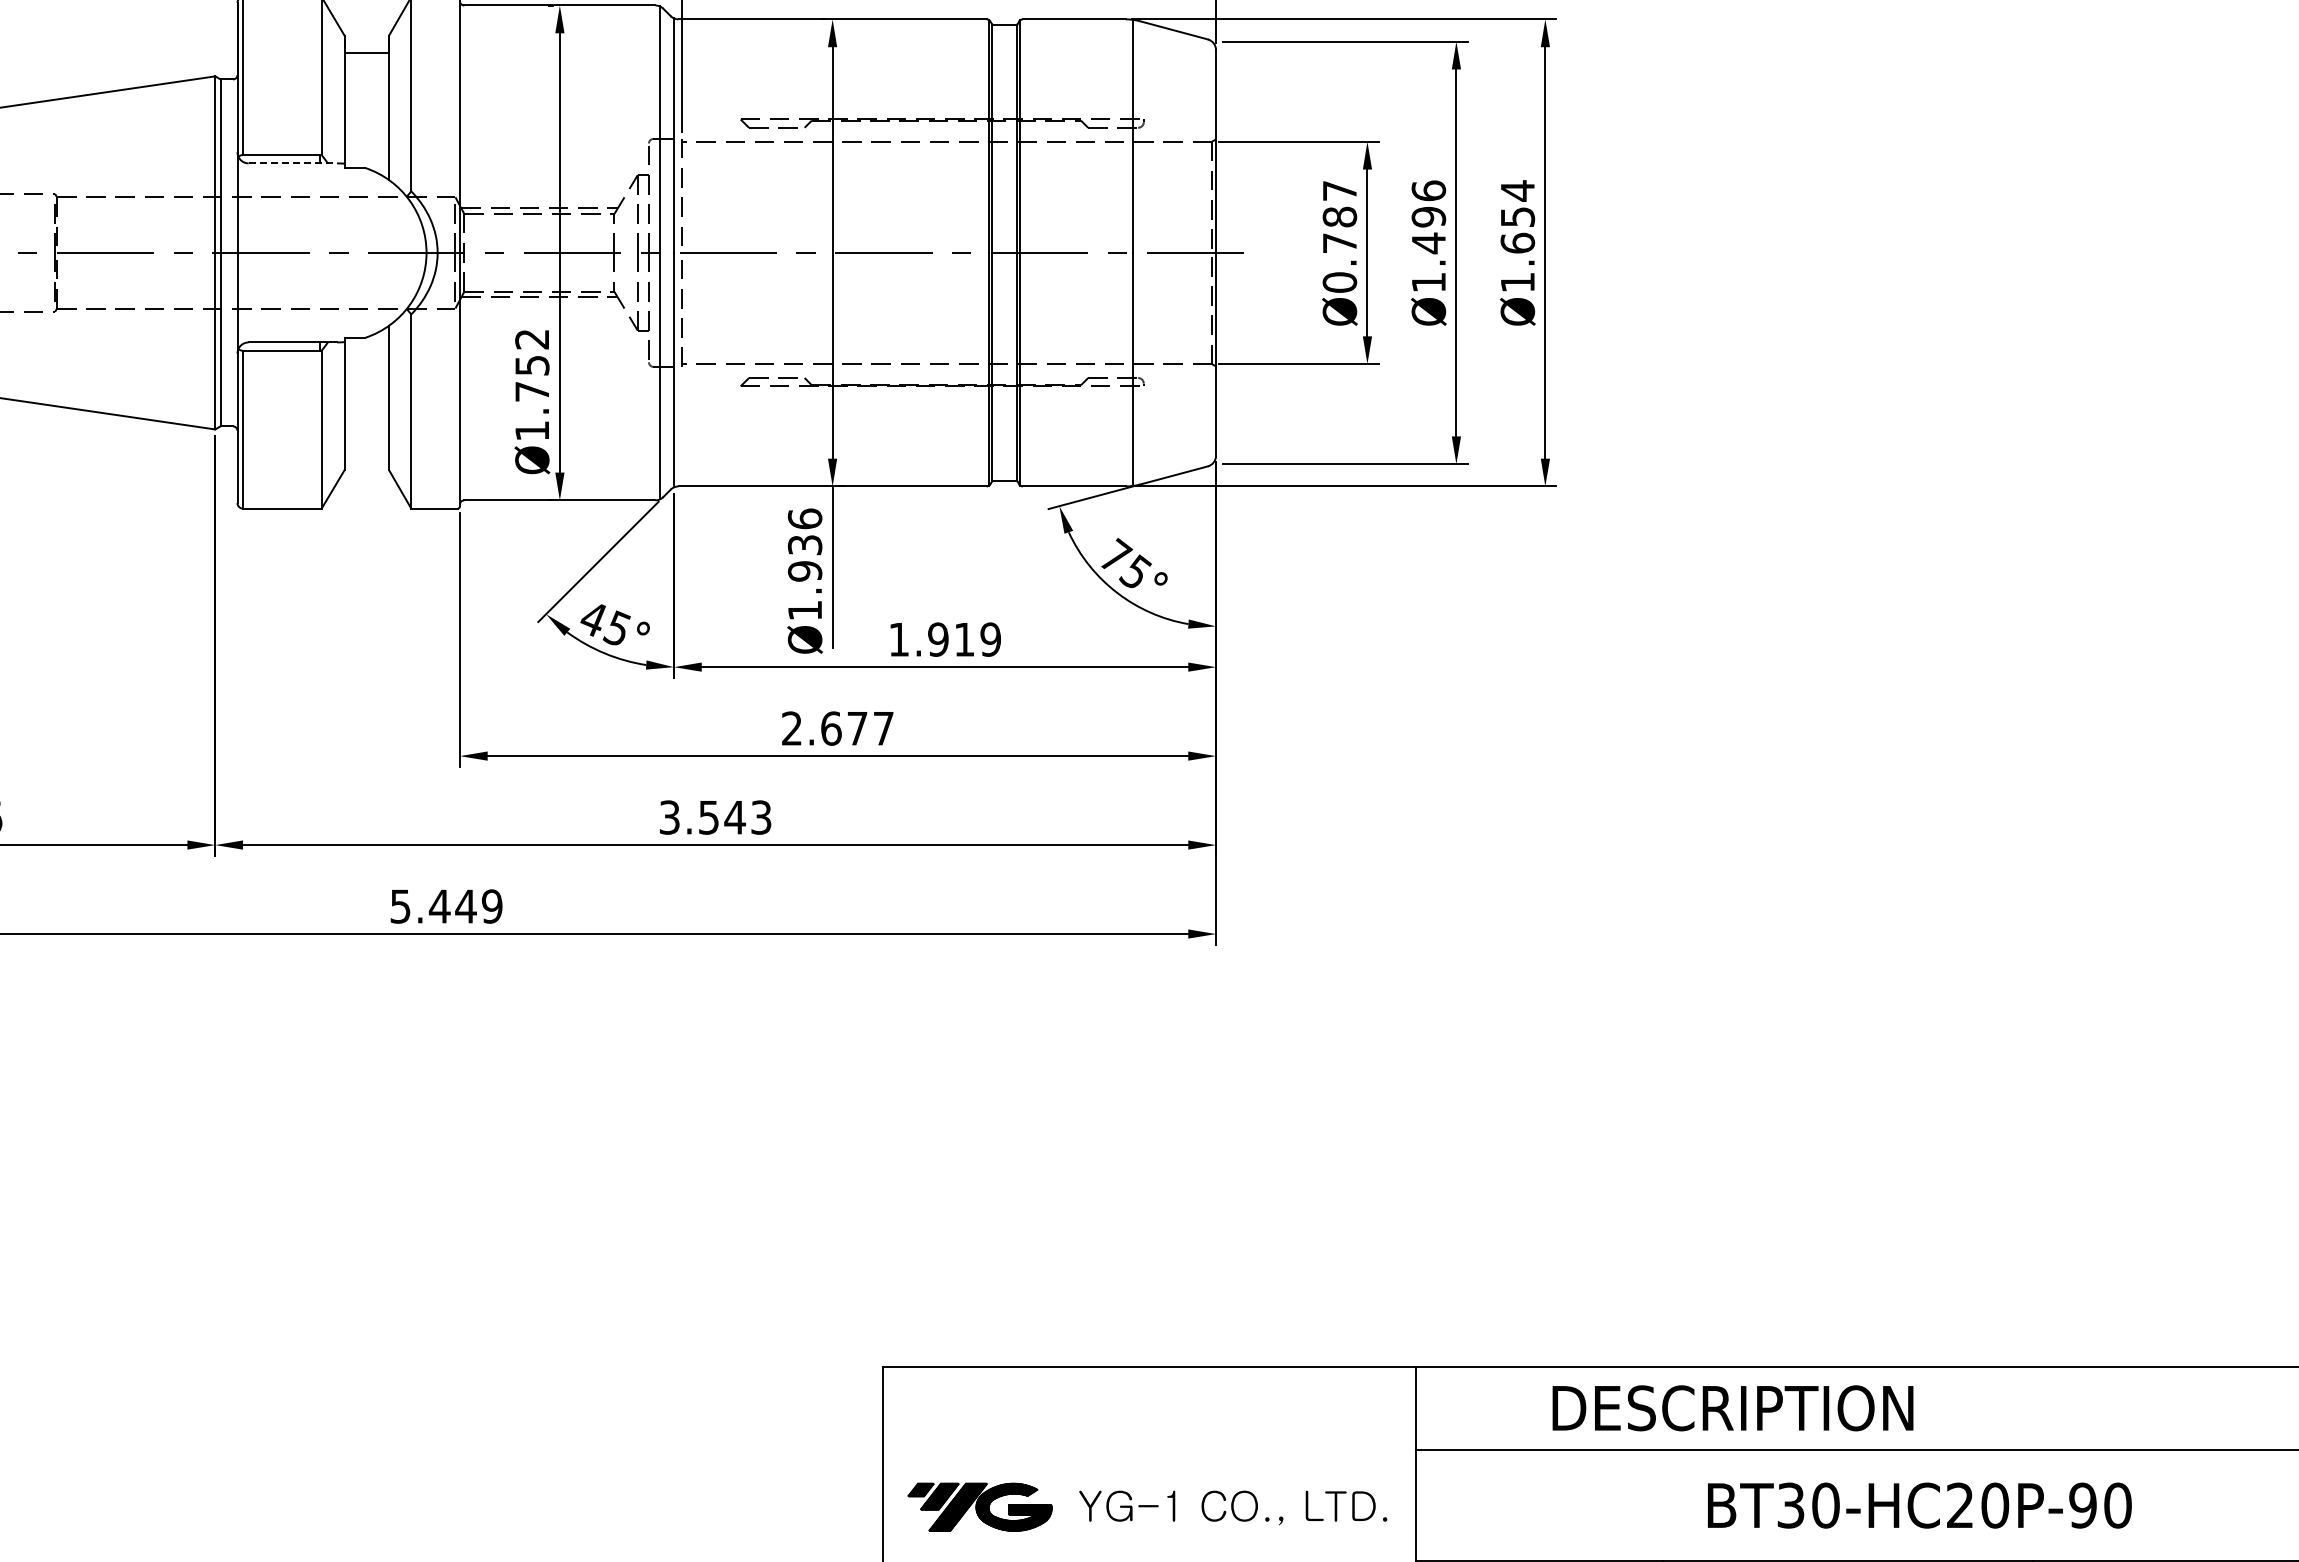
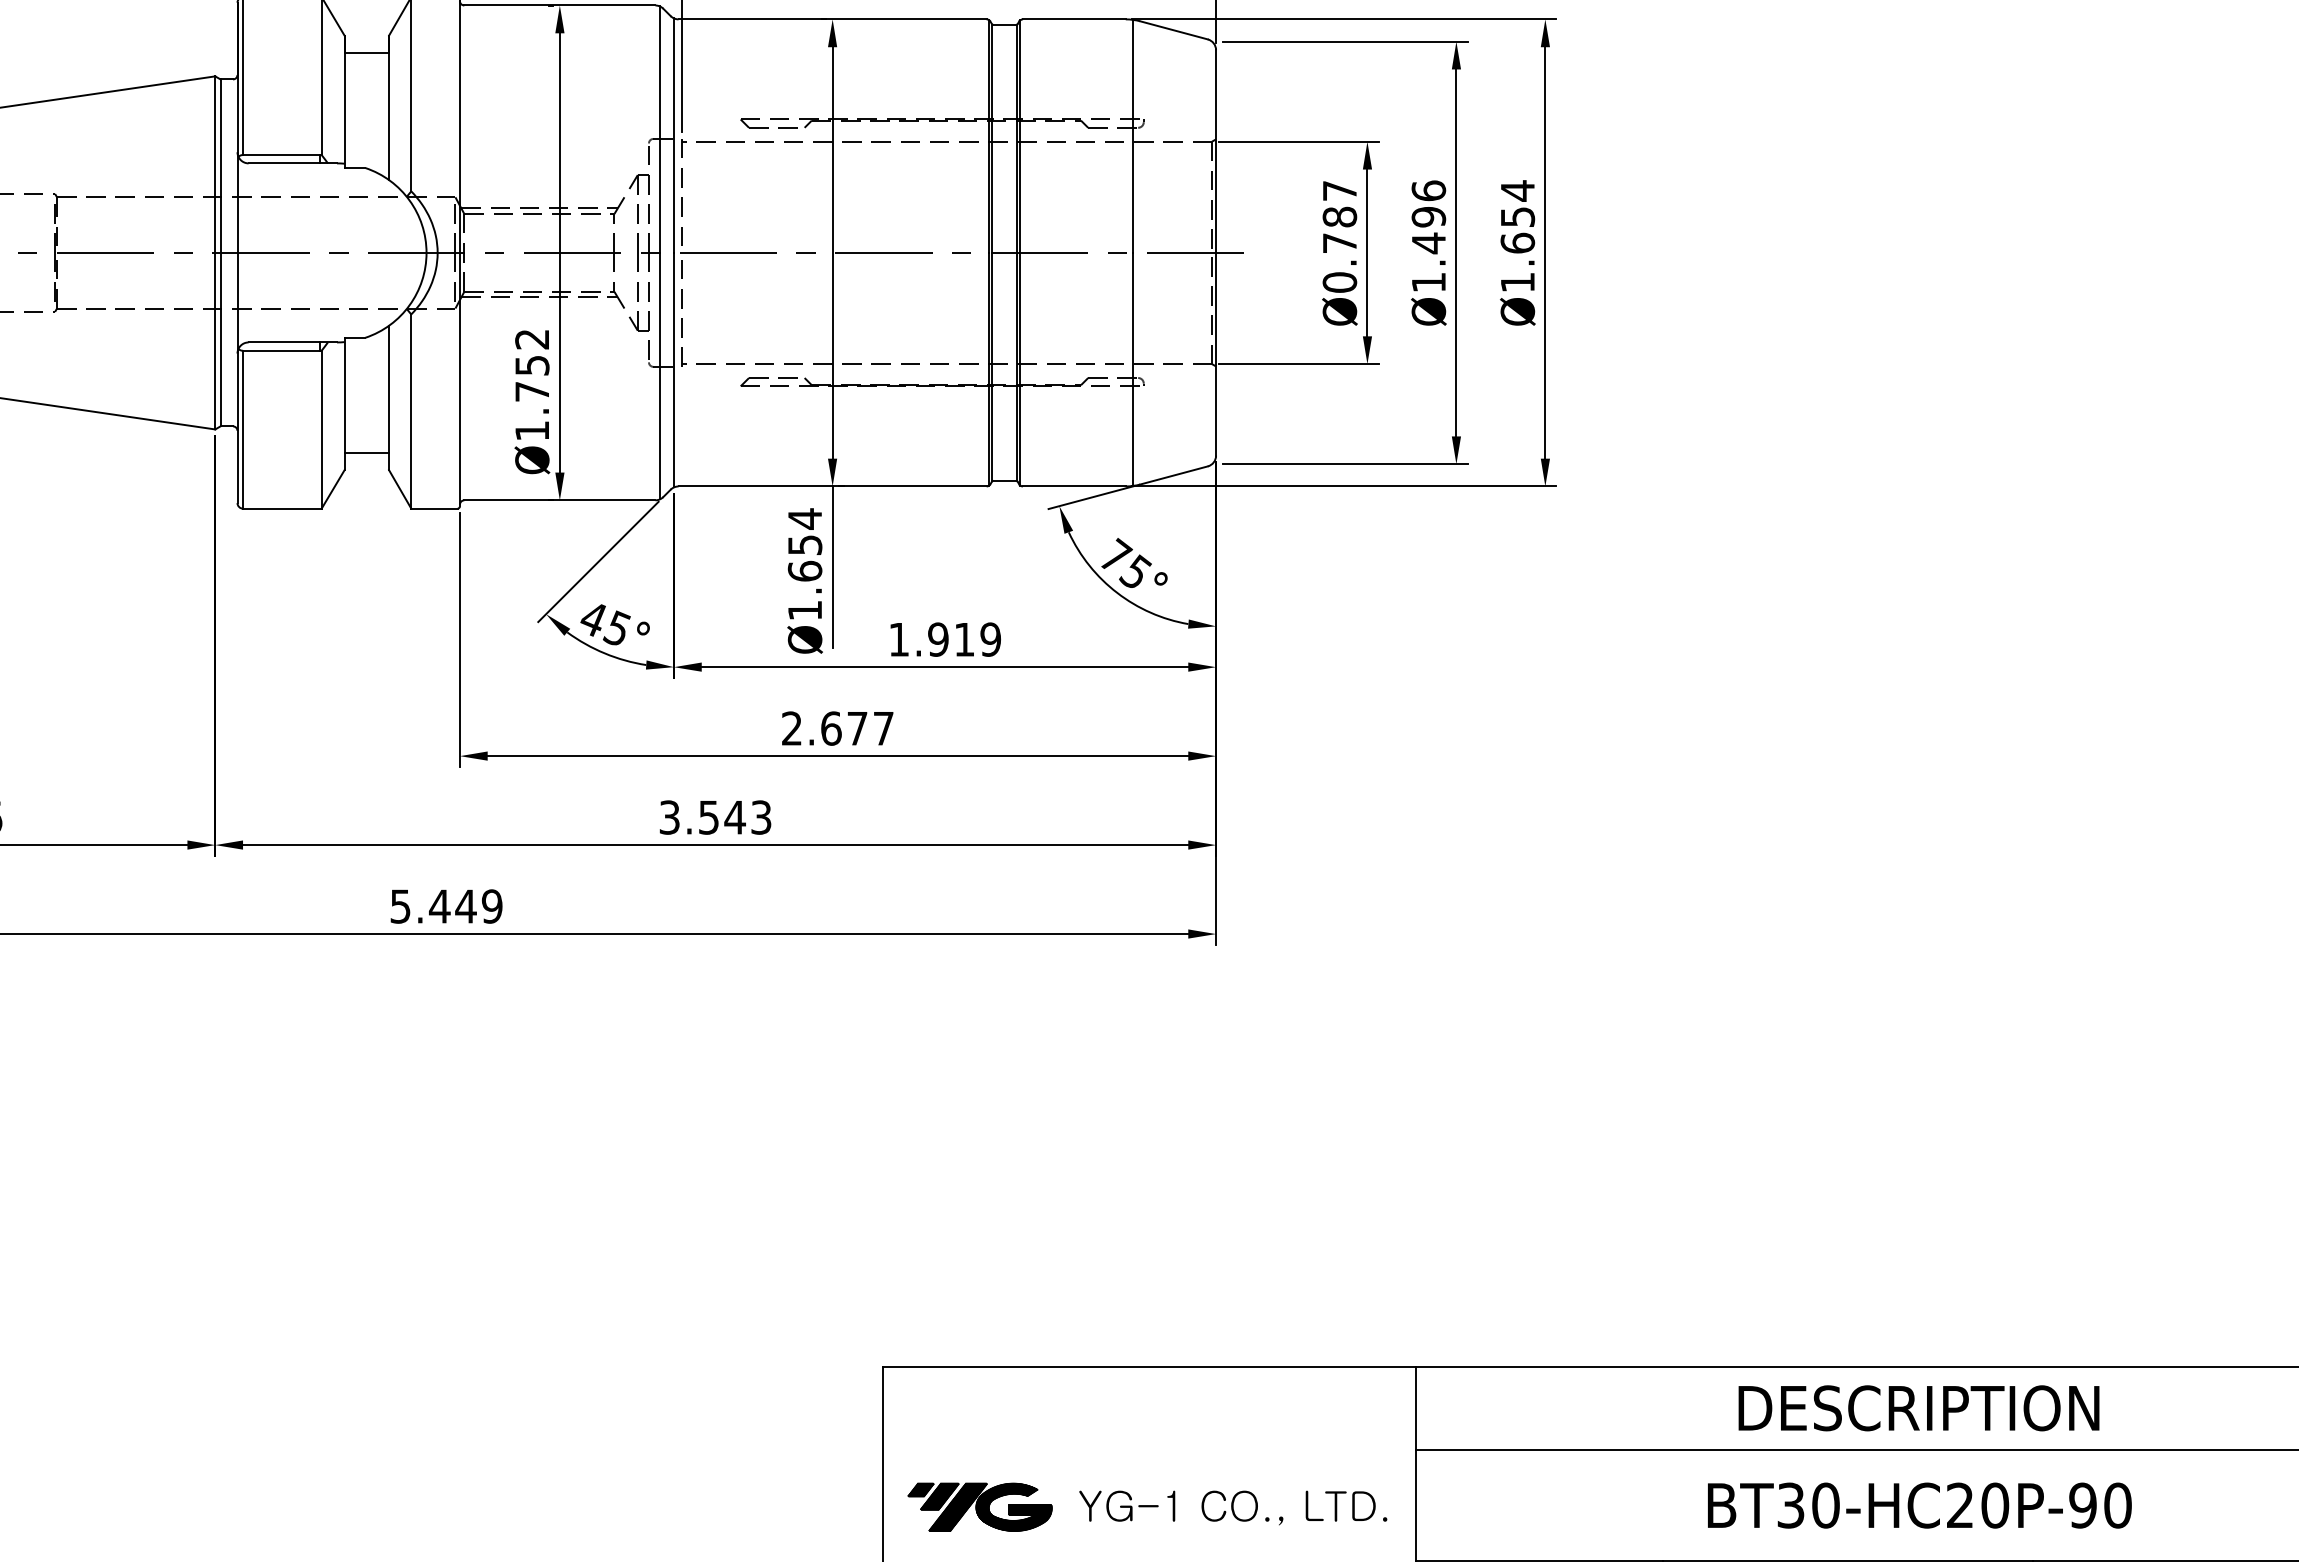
line: dashed -> solid (293, 163)
line: none -> present (366, 453)
text: Ø1.936 -> Ø1.654 (804, 544)
text position: (1732, 1408) -> (1918, 1408) (1918, 1408)
